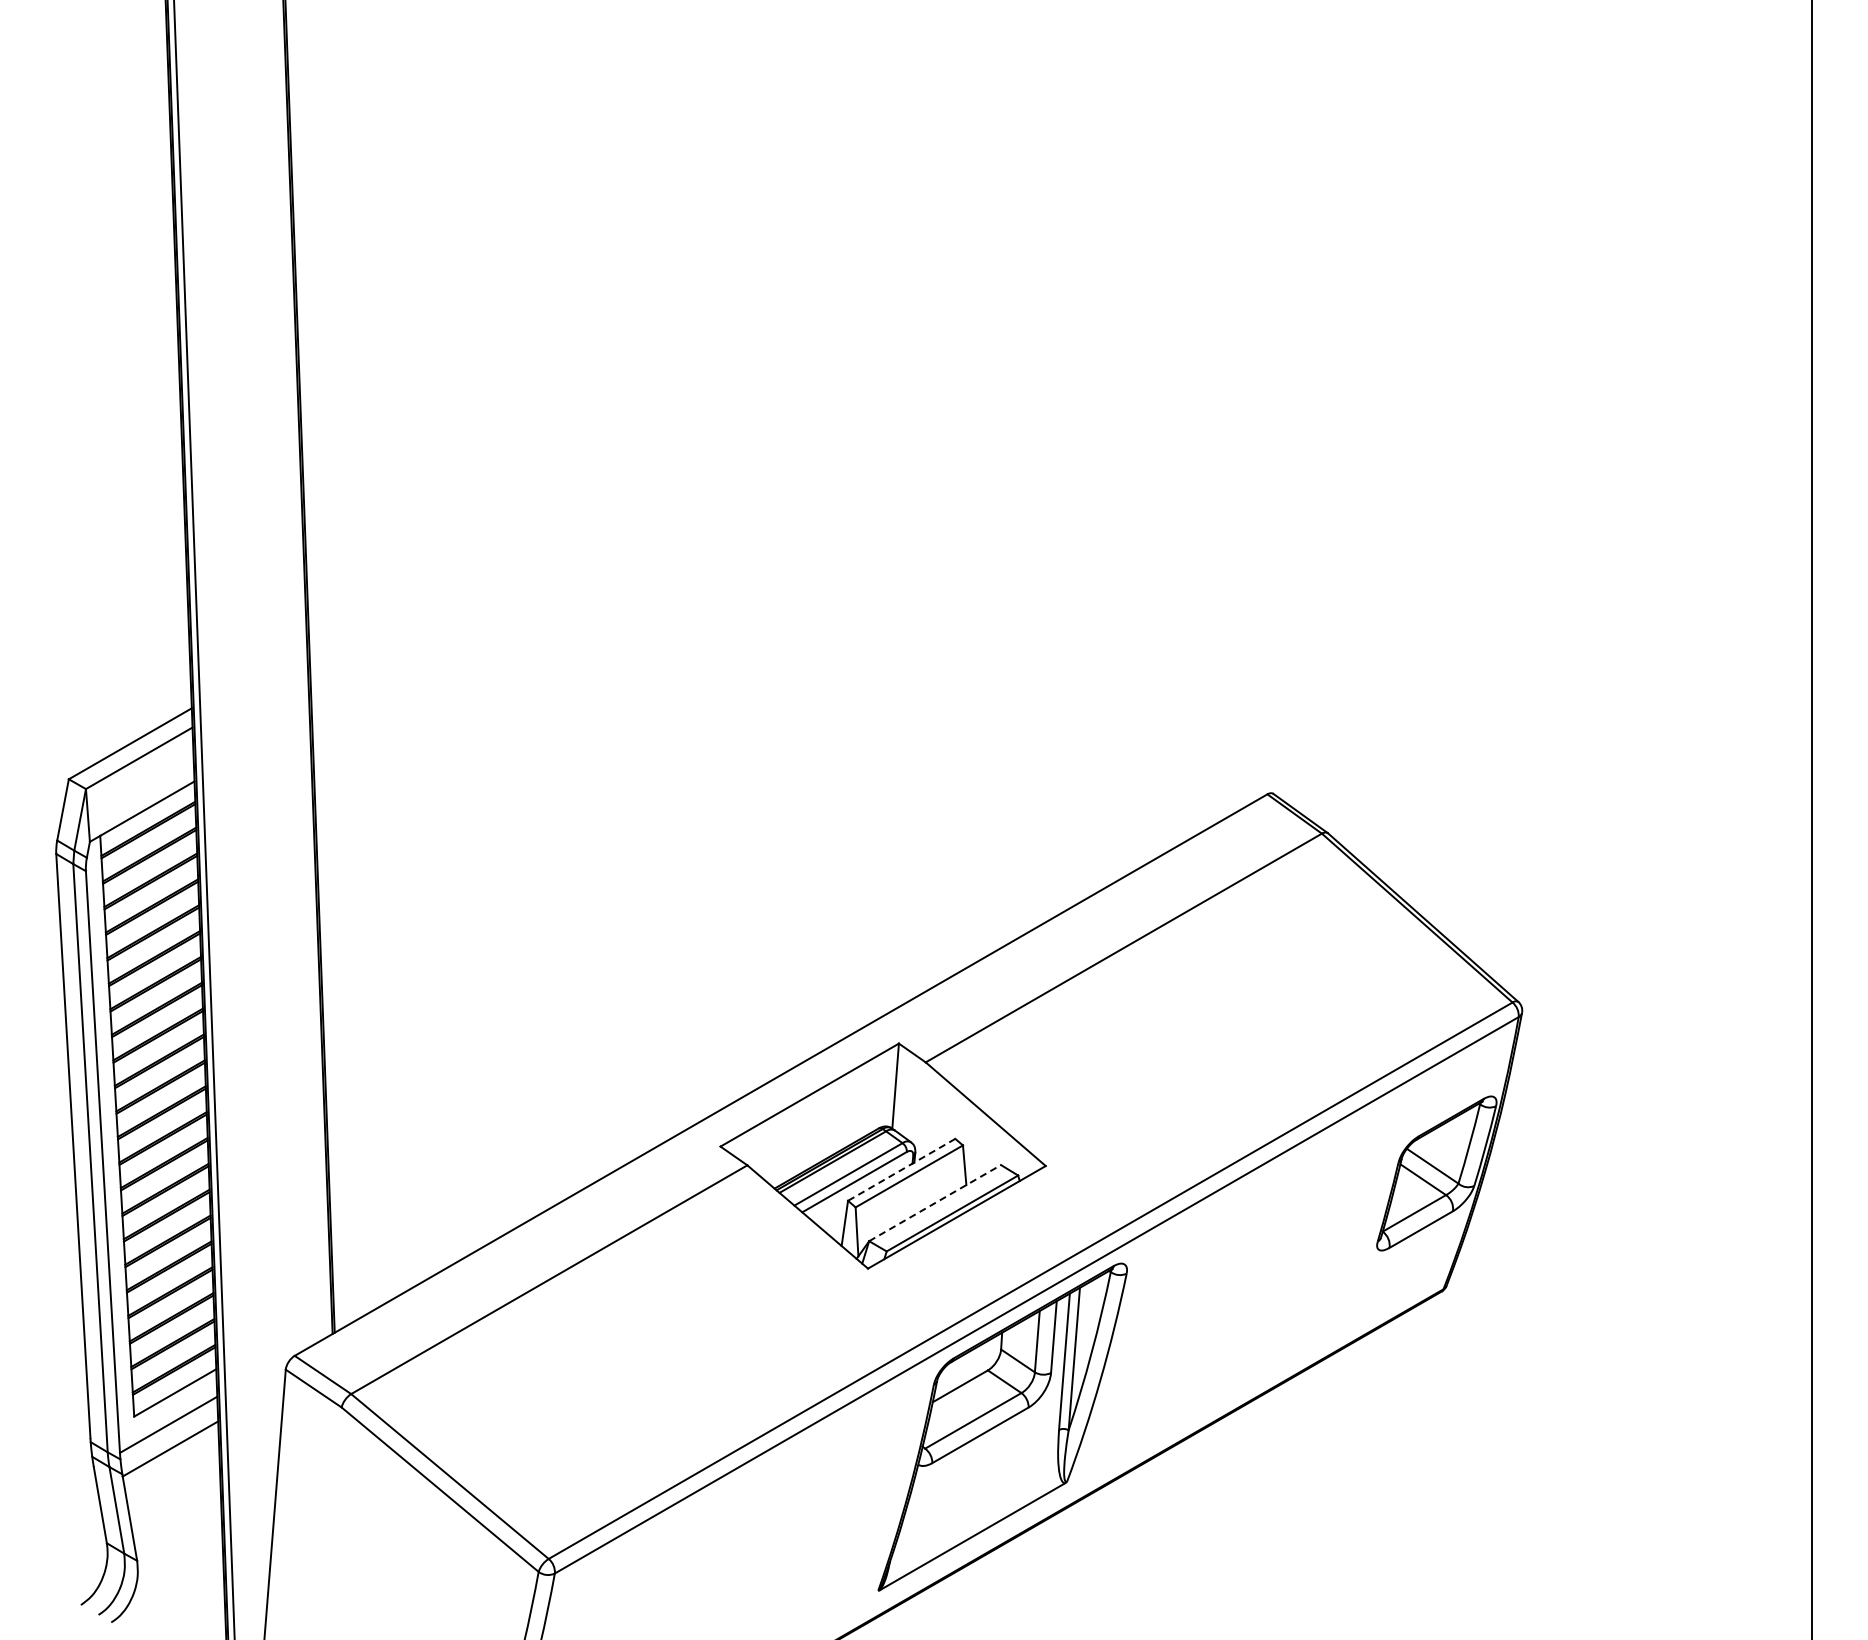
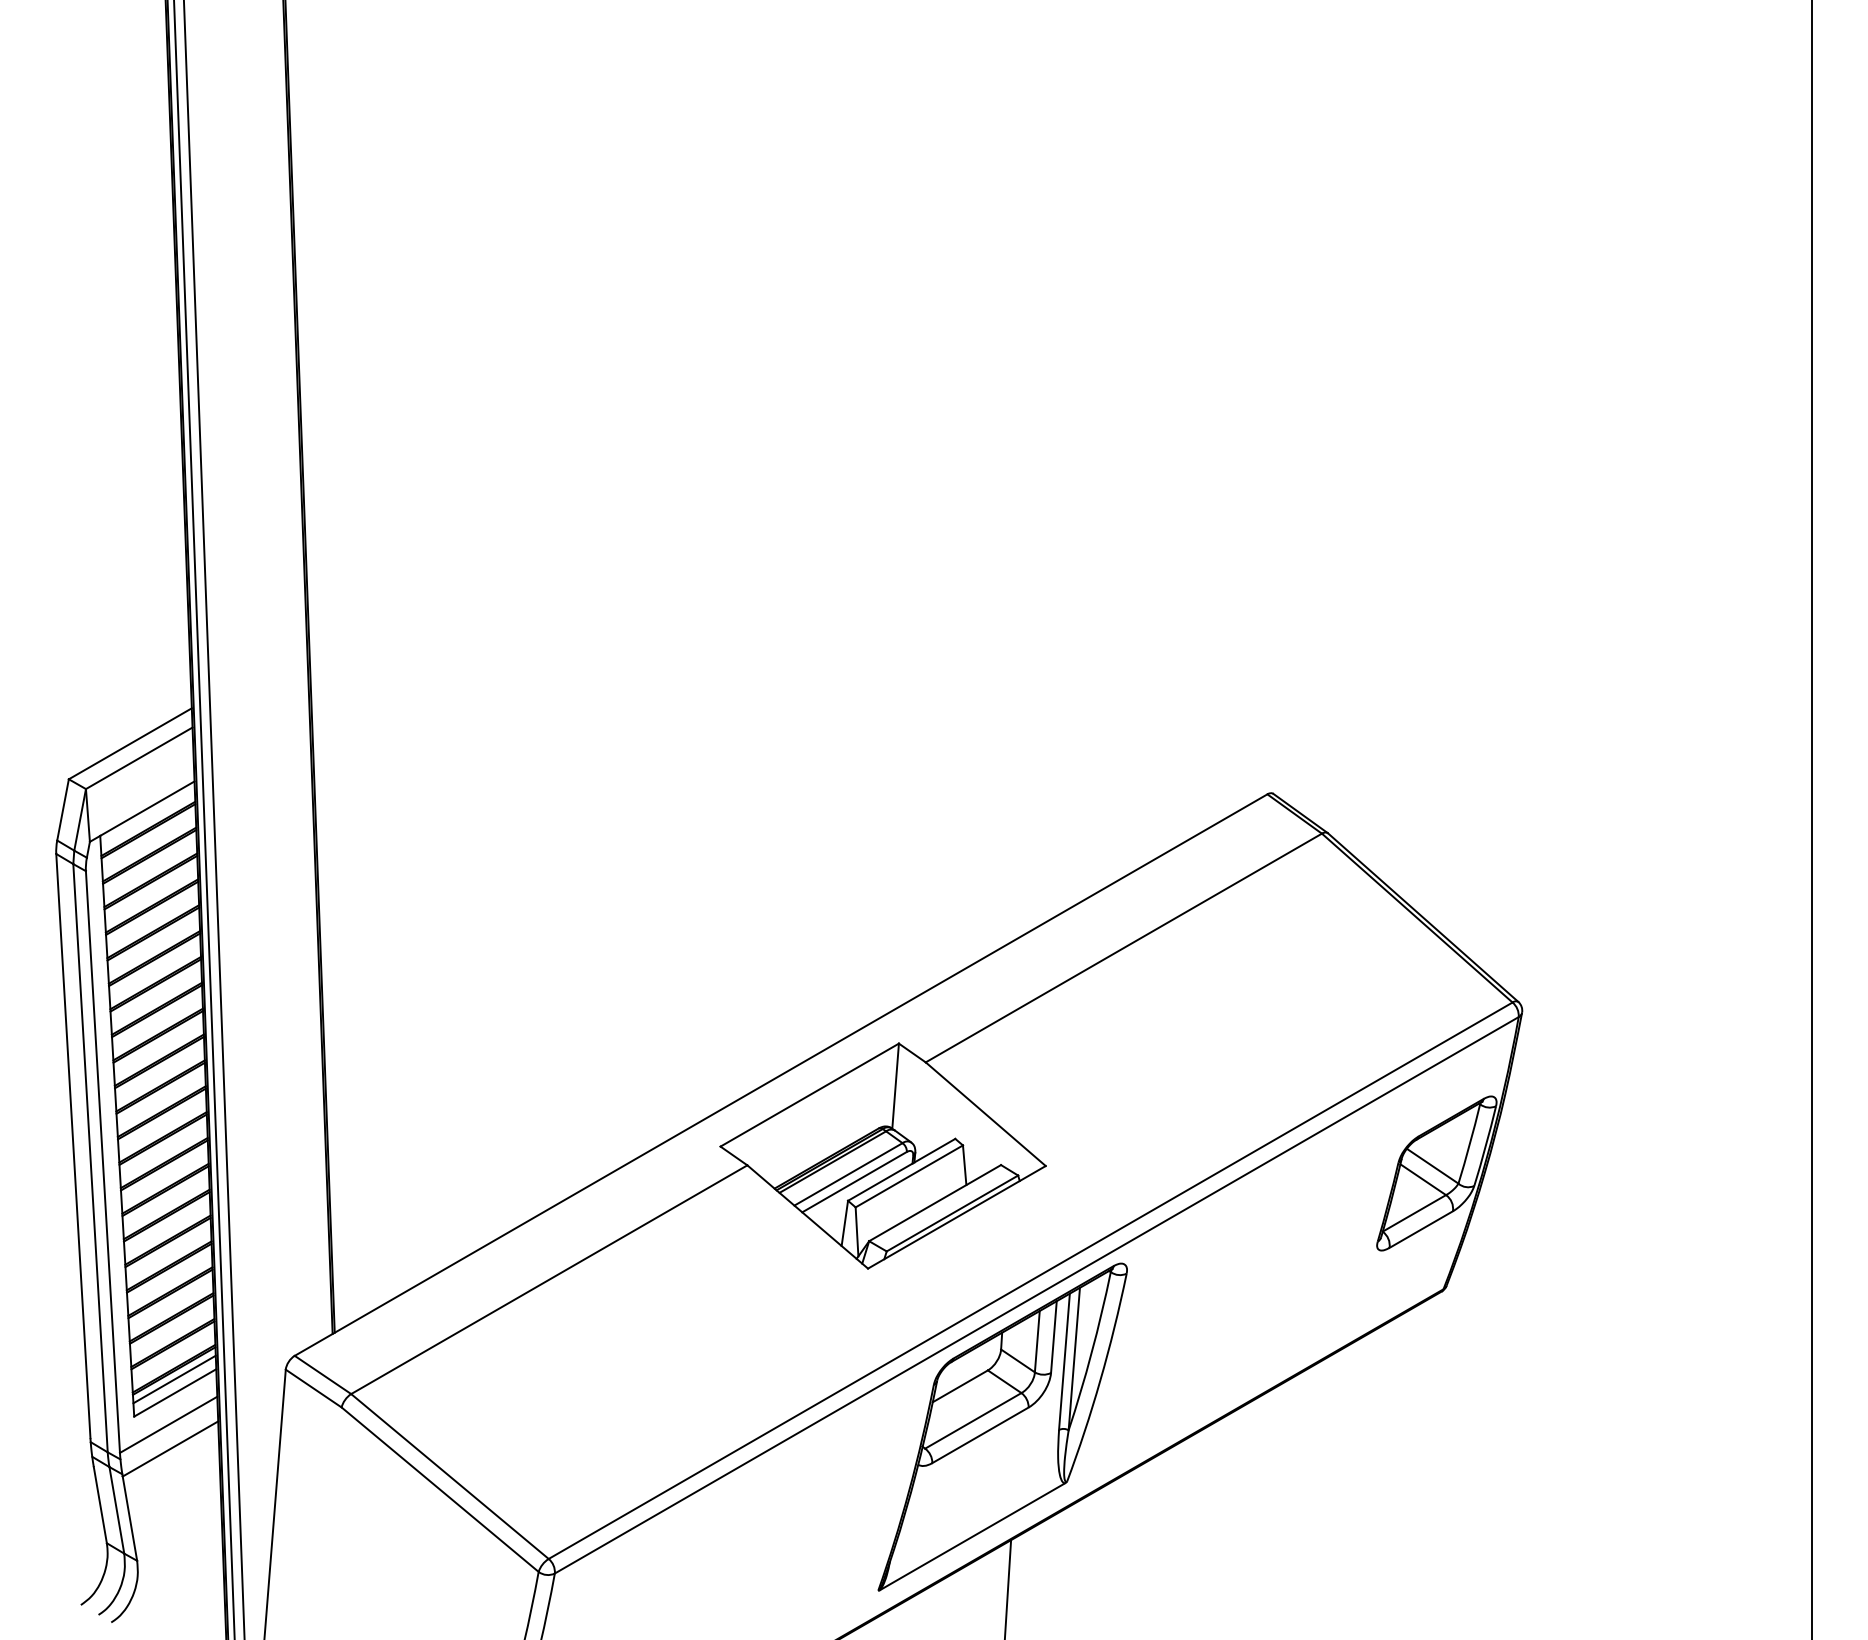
line: none -> present (214, 819)
line: dashed -> solid (901, 1169)
line: dashed -> solid (935, 1202)
line: none -> present (174, 1379)
line: none -> present (1008, 1588)
